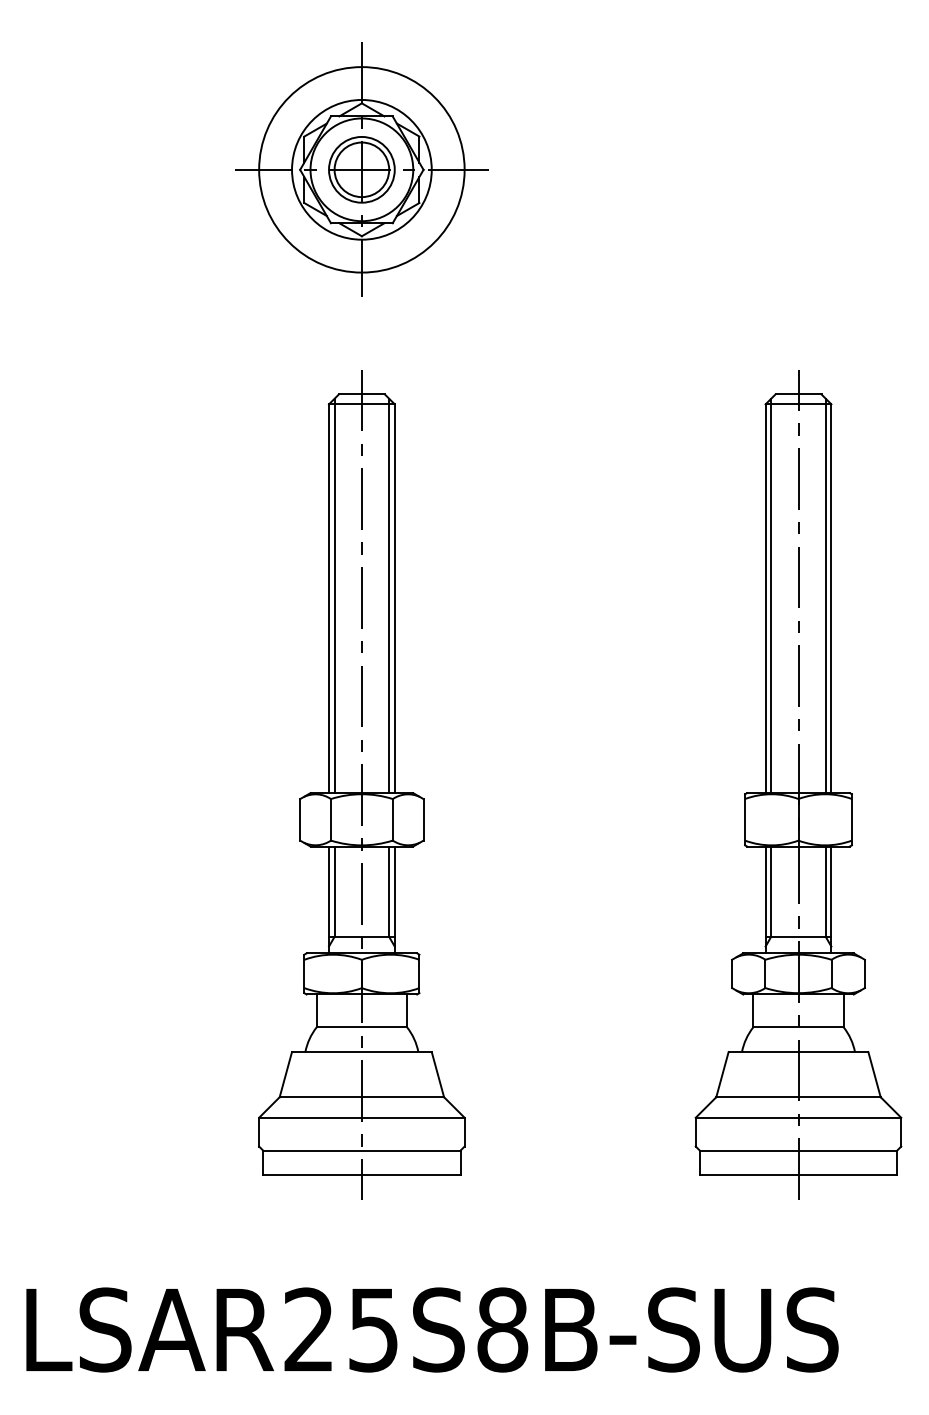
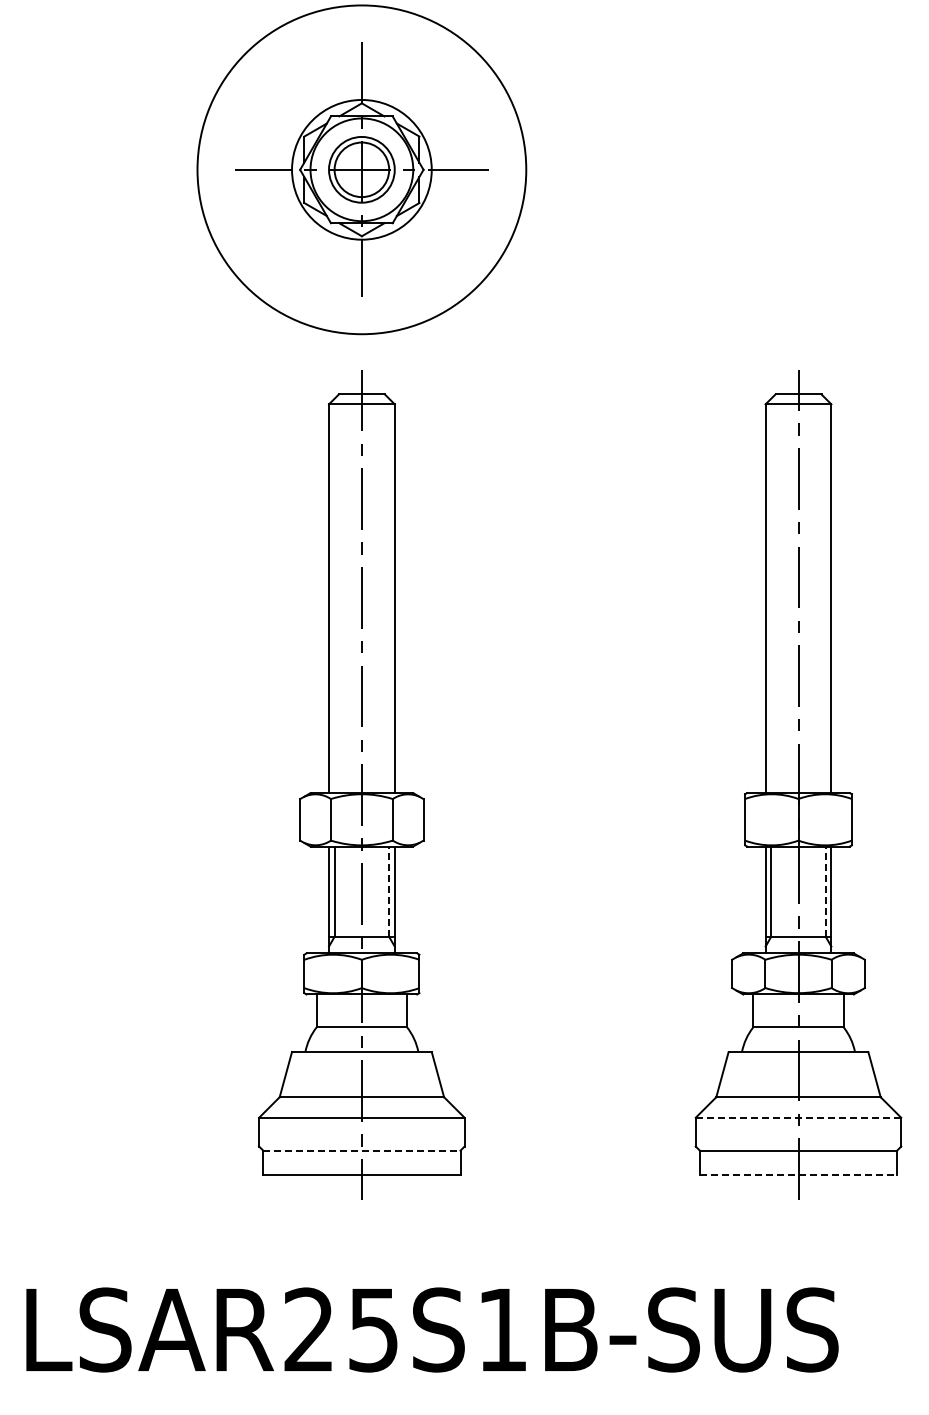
circle diameter: 205 px -> 329 px (361, 169)
line: present -> none (334, 595)
line: present -> none (389, 595)
line: present -> none (771, 595)
line: present -> none (825, 595)
line: solid -> dashed (389, 891)
line: solid -> dashed (825, 891)
line: solid -> dashed (798, 1117)
line: solid -> dashed (361, 1150)
line: solid -> dashed (798, 1175)
text: LSAR25S8B-SUS -> LSAR25S1B-SUS (502, 1329)
